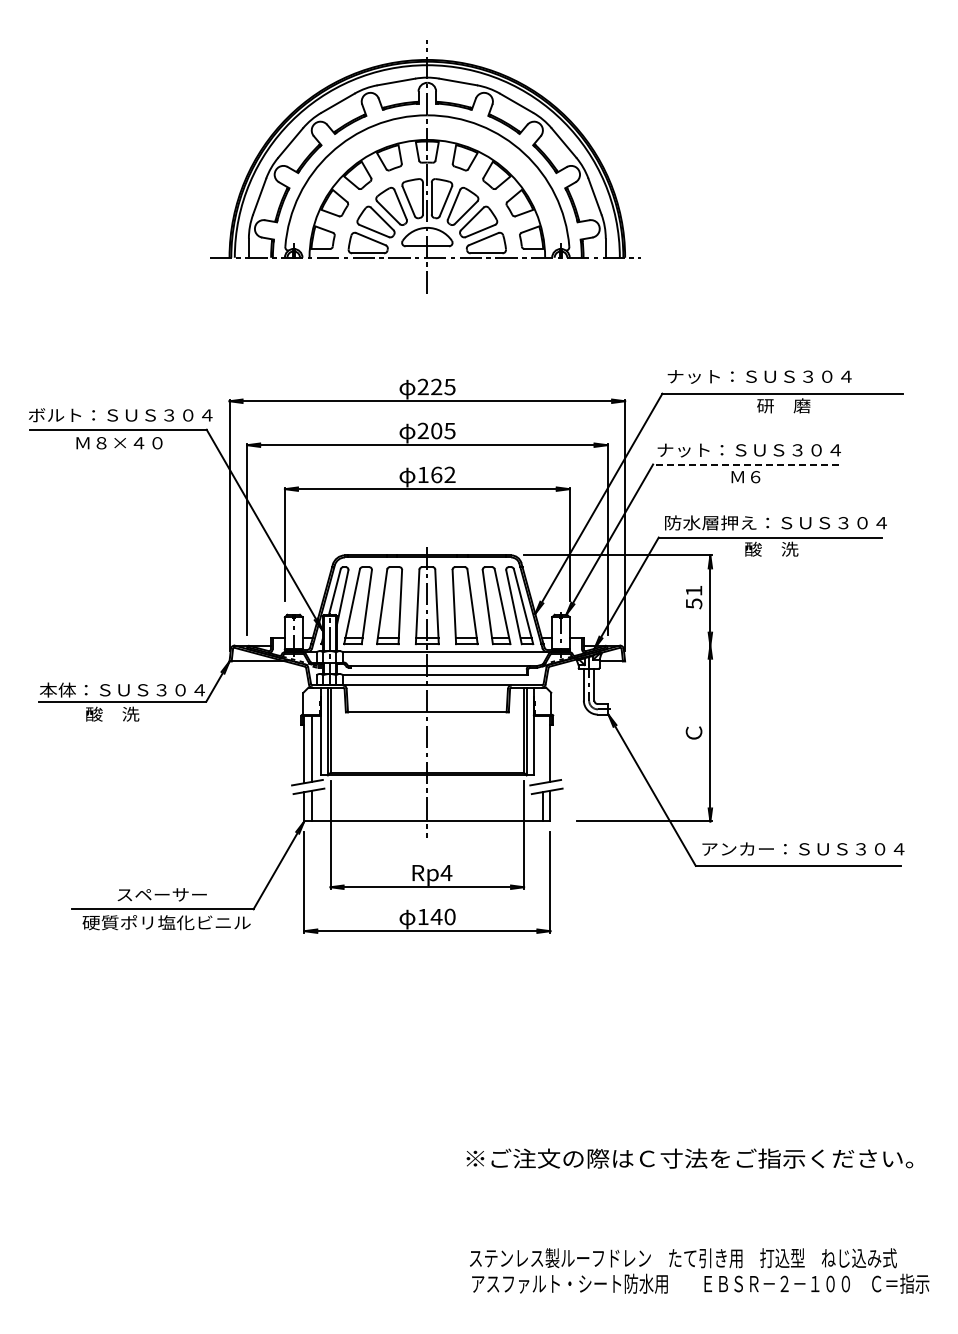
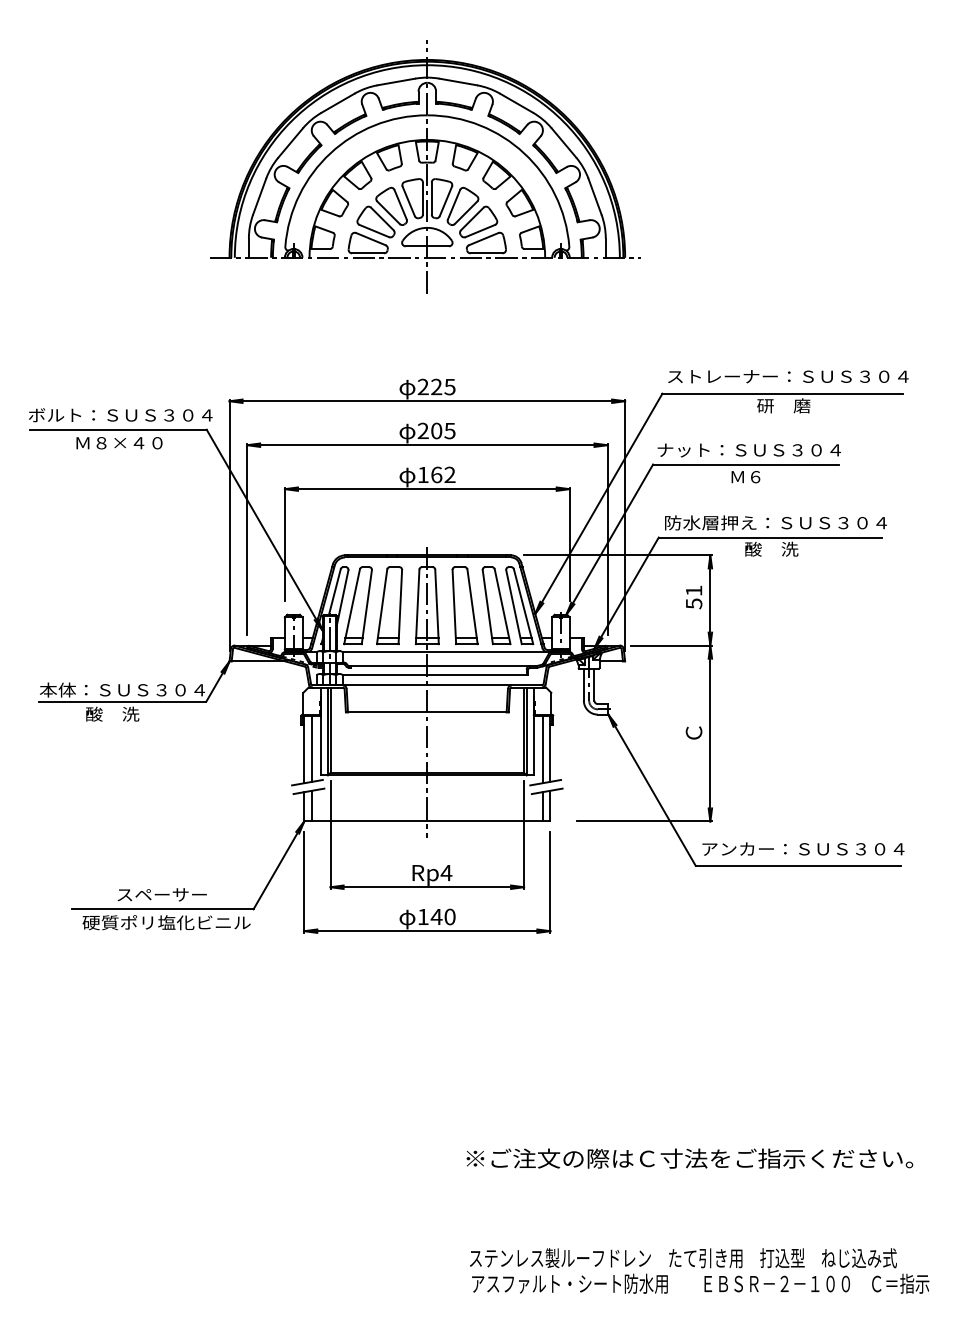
text: ナット：ＳＵＳ３０４ -> ストレーナー：ＳＵＳ３０４ (787, 376)
line: dashed -> solid (746, 464)
line: none -> present (671, 645)
line: none -> present (542, 749)
